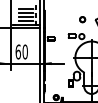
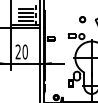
text: 60 -> 20 (17, 51)
